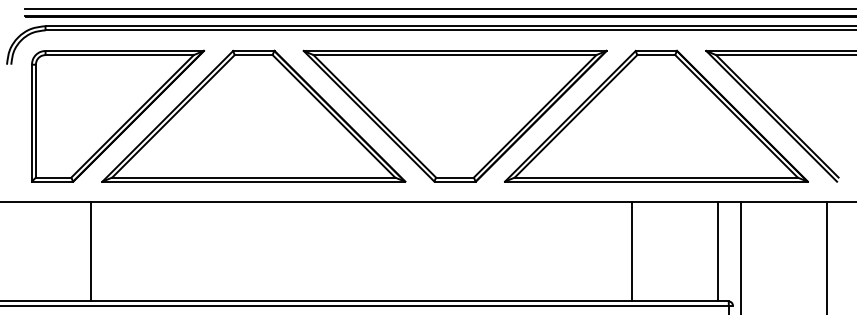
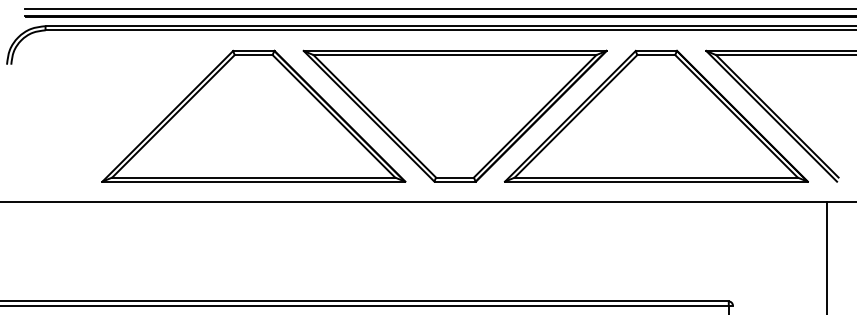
part: present -> none (118, 115)
line: present -> none (90, 251)
line: present -> none (631, 251)
line: present -> none (718, 251)
line: present -> none (740, 256)
